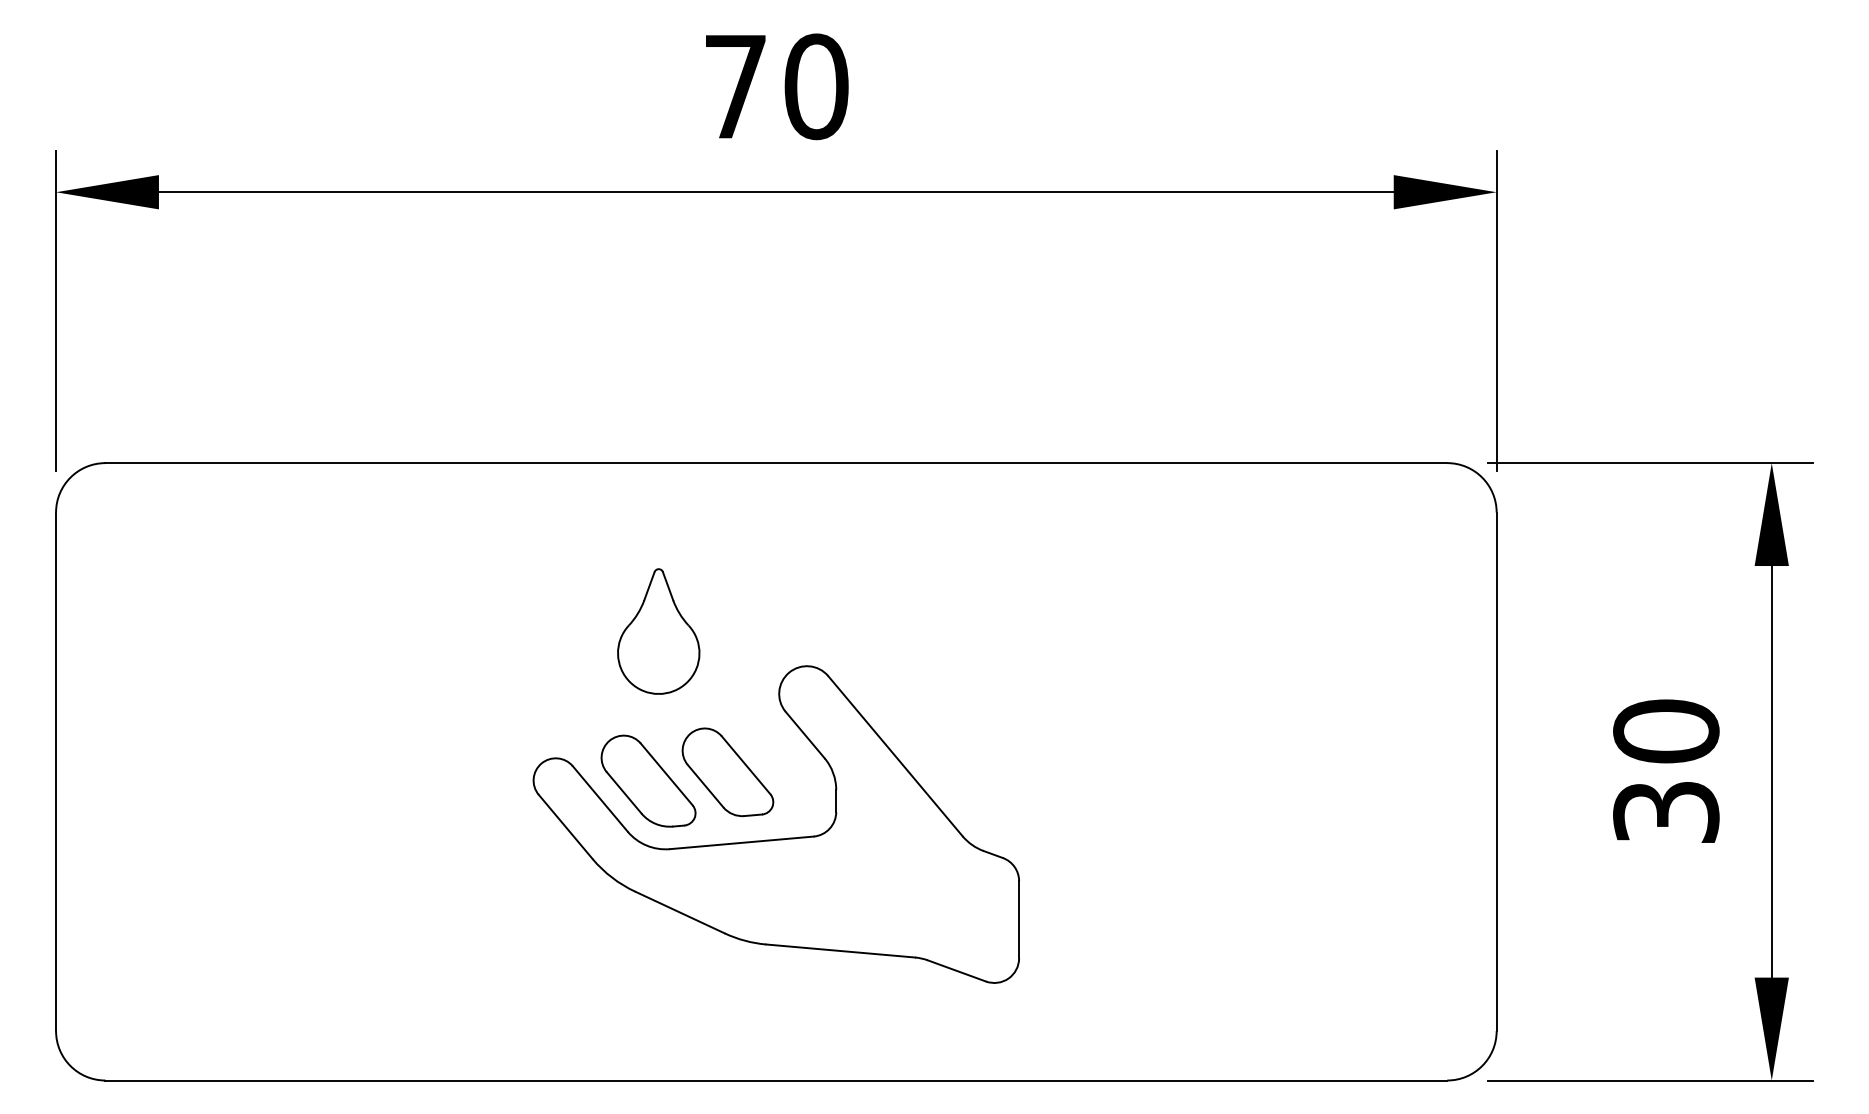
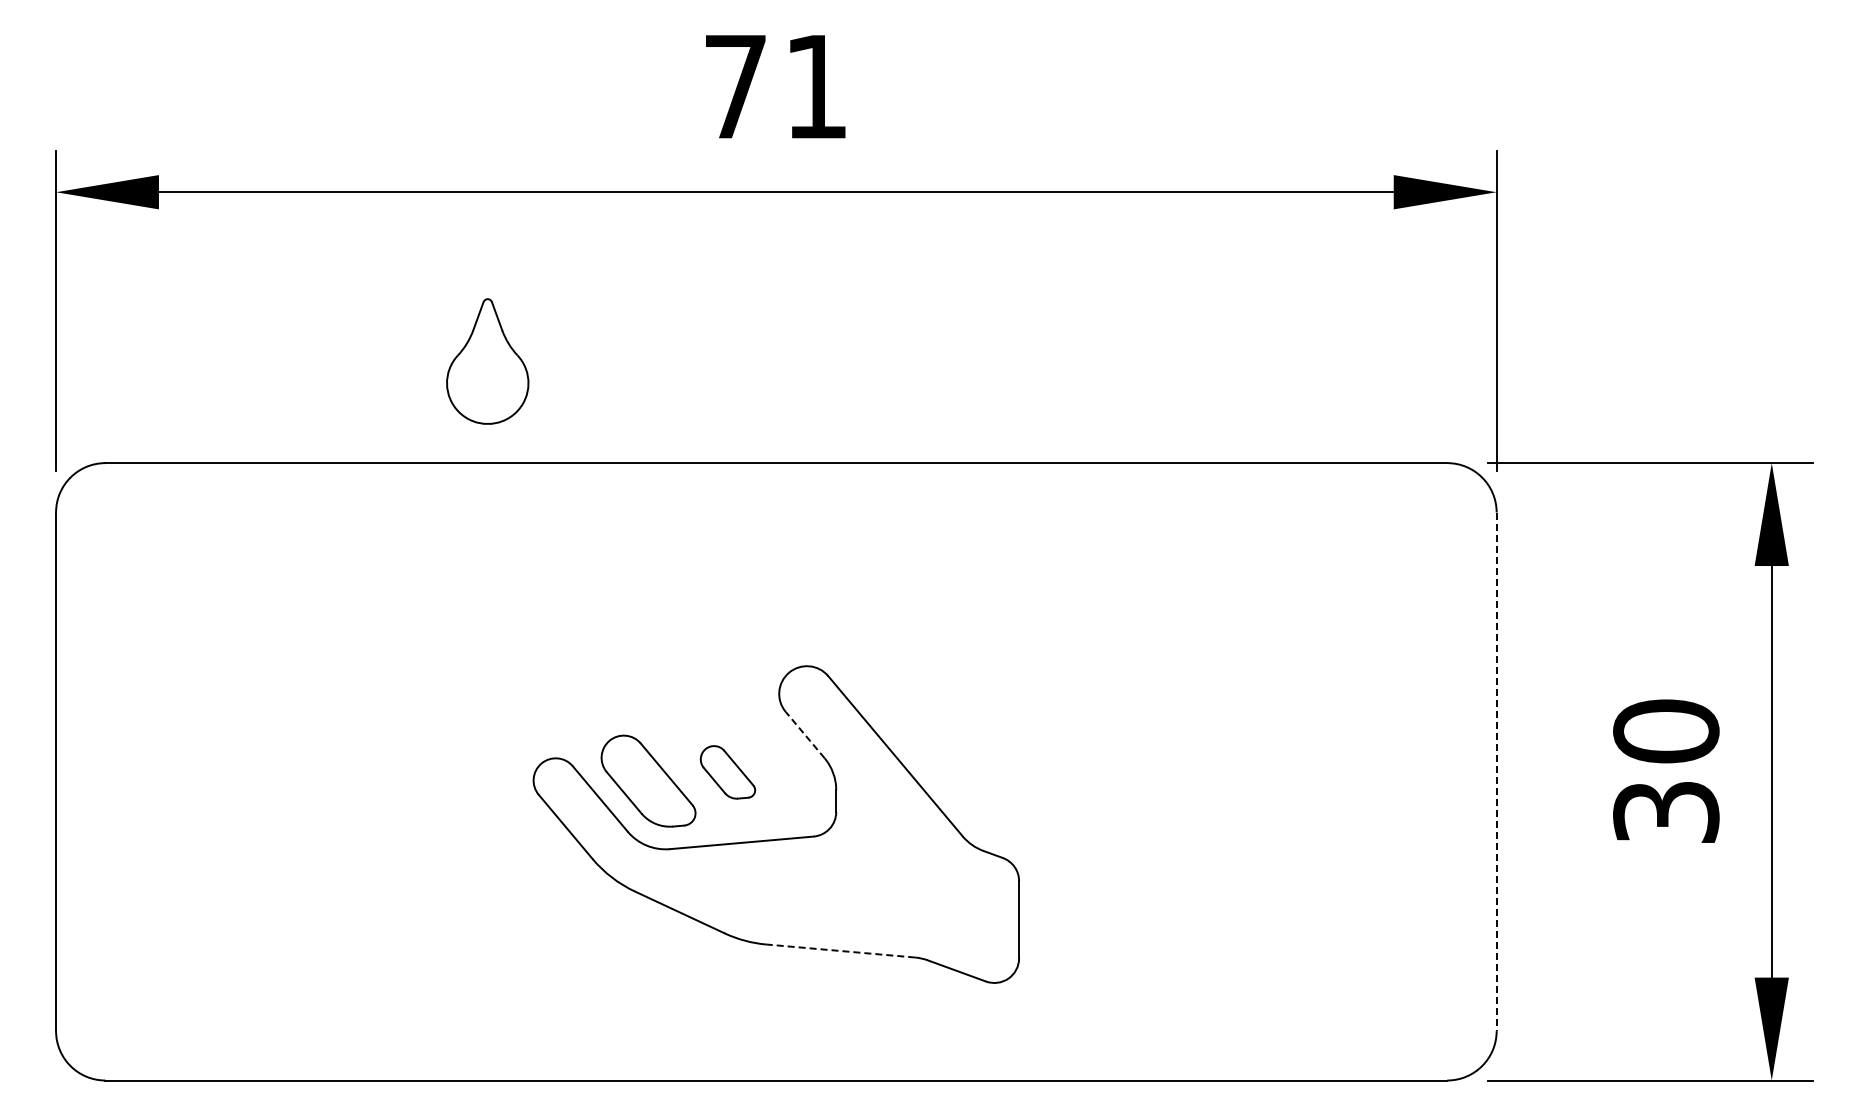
text: 70 -> 71 (816, 86)
part position: (658, 631) -> (487, 361) (487, 361)
line: solid -> dashed (804, 734)
part size: 94x91 px -> 58x55 px (727, 772)
line: solid -> dashed (1496, 772)
line: solid -> dashed (840, 951)
